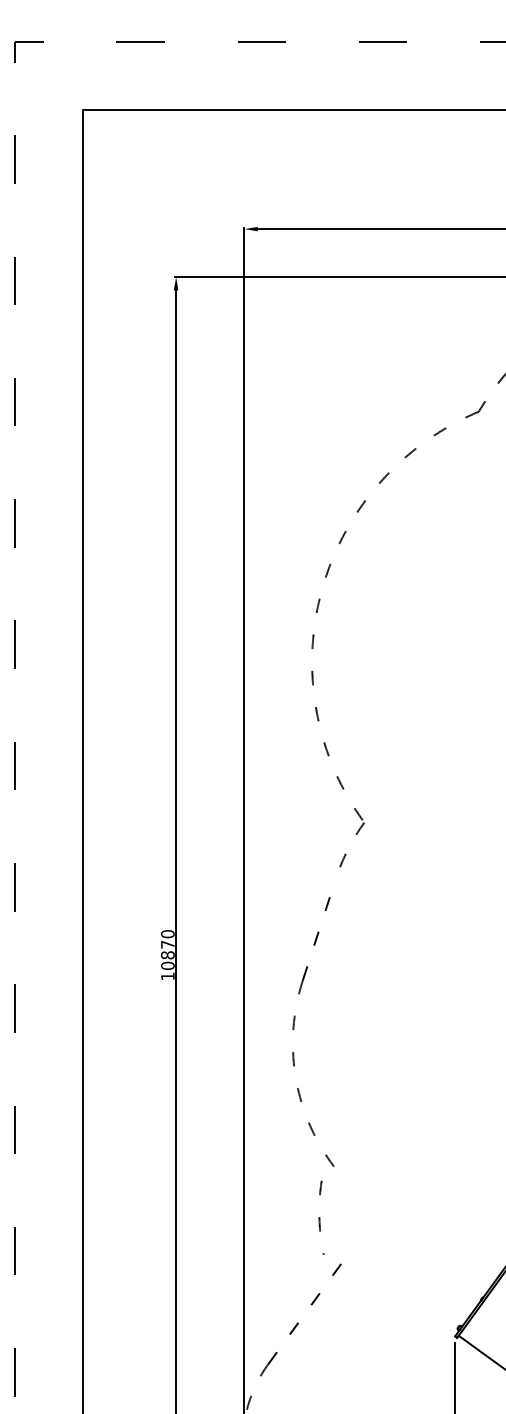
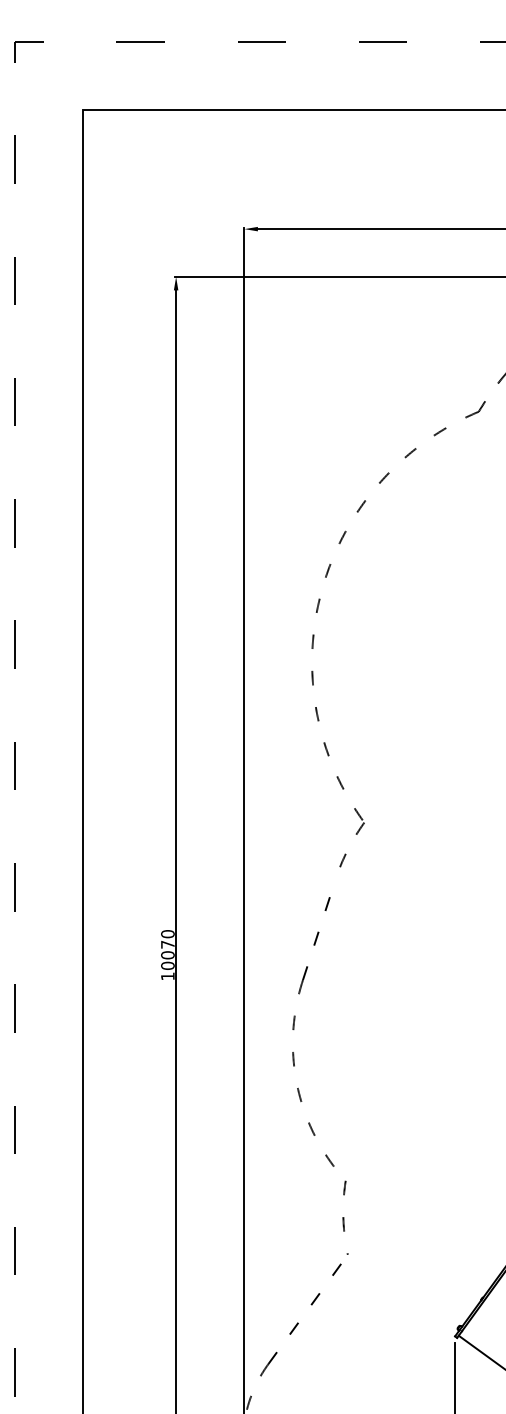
text: 10870 -> 10070 (167, 955)
arc position: (320, 1217) -> (344, 1217) (344, 1217)
